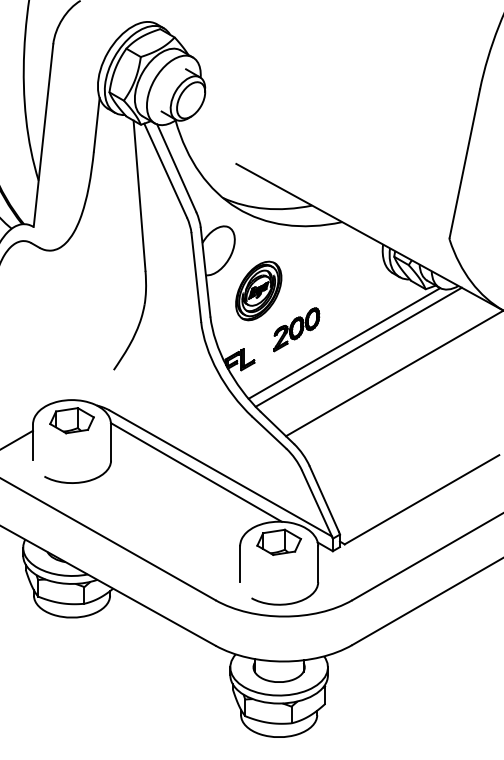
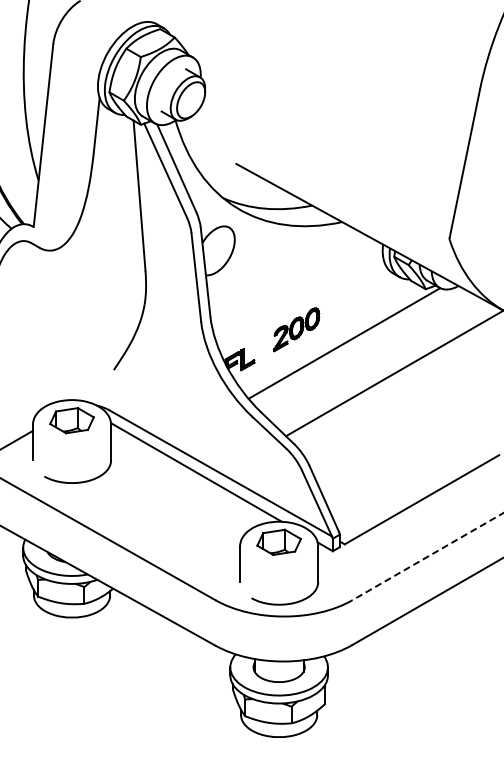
part: present -> none (258, 290)
line: present -> none (358, 346)
line: solid -> dashed (427, 556)
